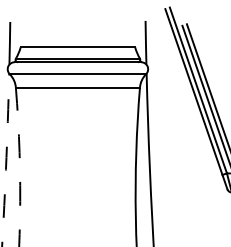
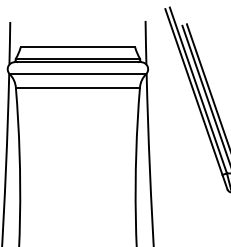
arc: dashed -> solid (6, 160)
arc: dashed -> solid (19, 166)
